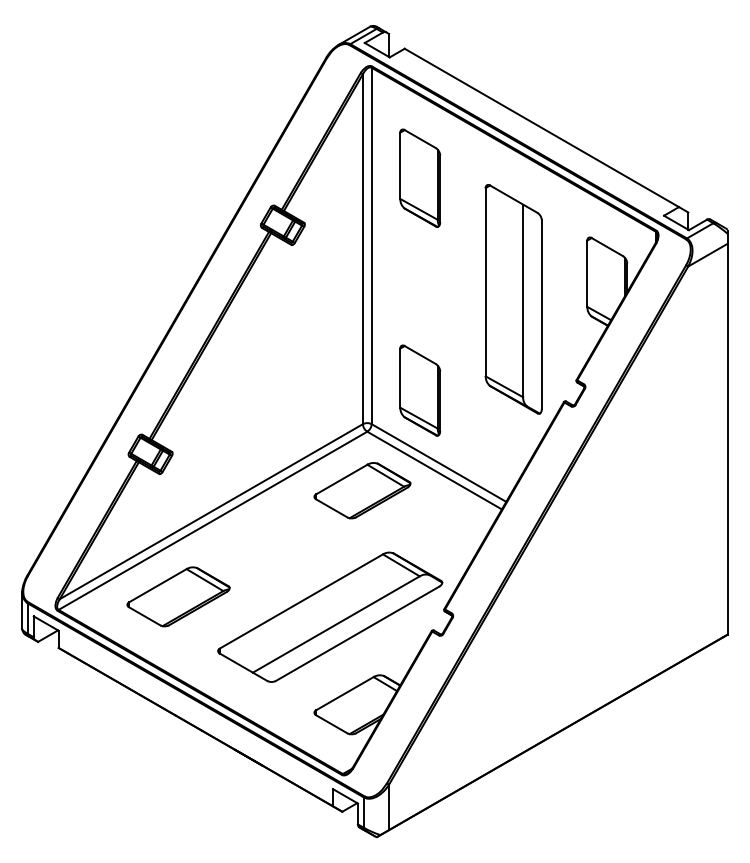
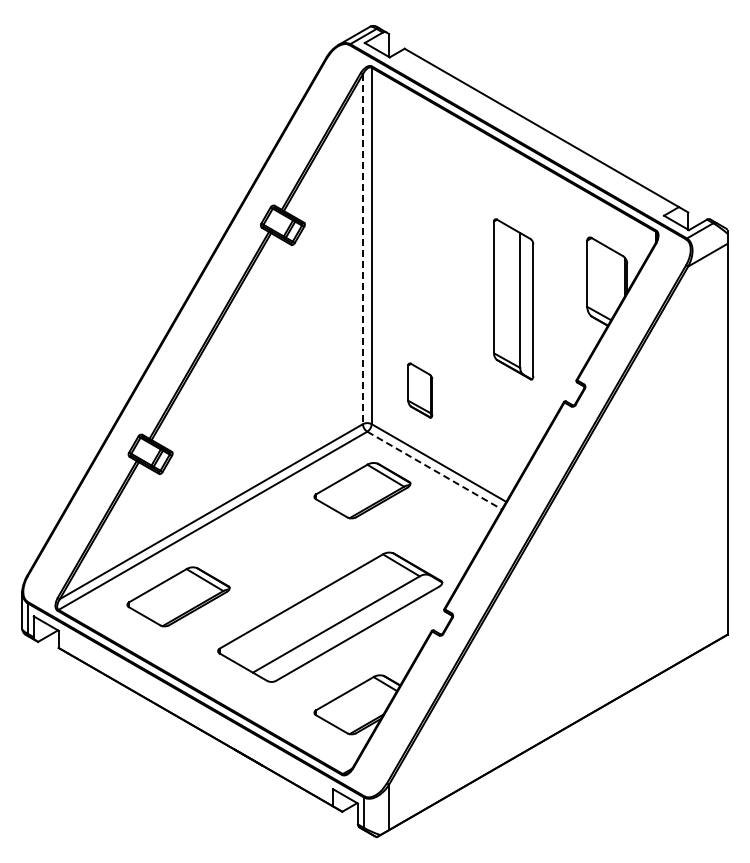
part: present -> none (420, 177)
line: solid -> dashed (362, 249)
part size: 59x231 px -> 42x163 px (513, 299)
part size: 43x93 px -> 27x57 px (420, 390)
line: solid -> dashed (434, 470)
